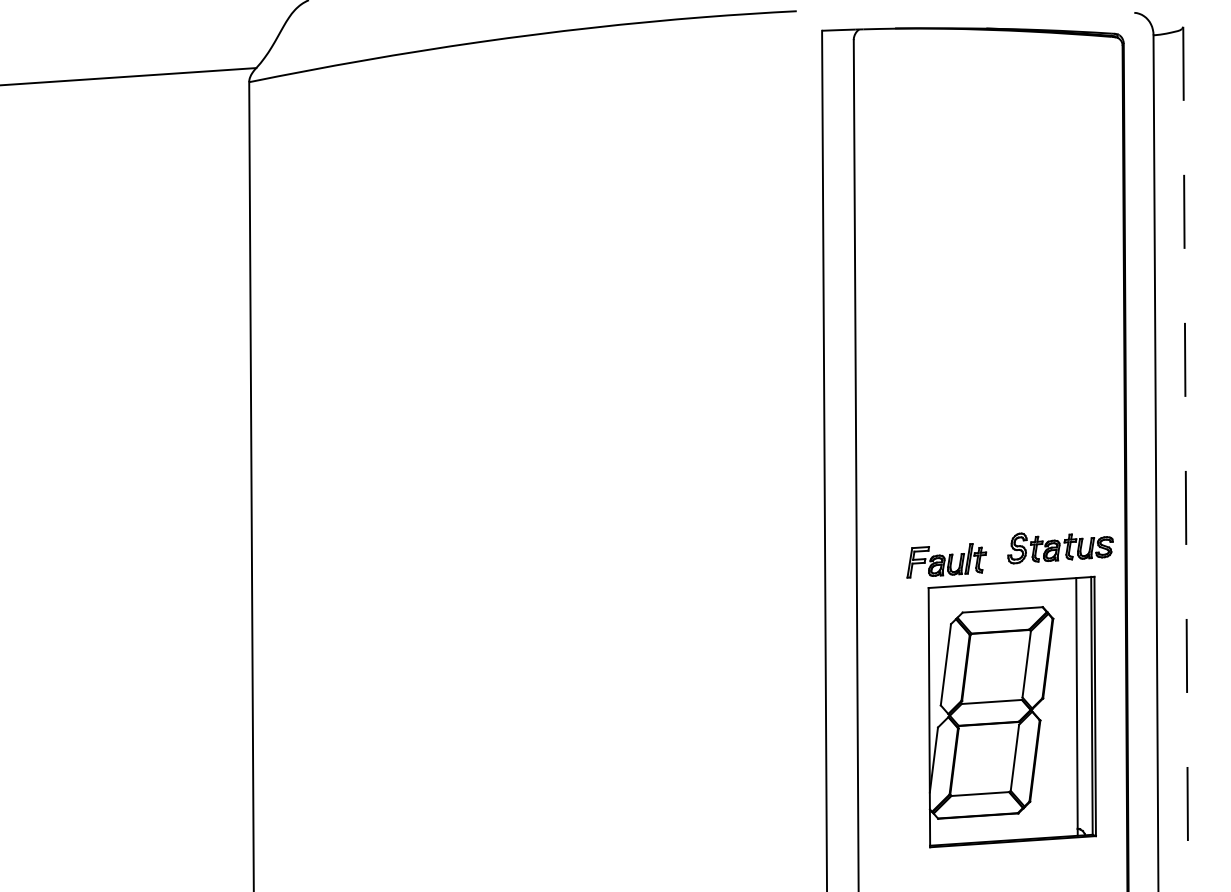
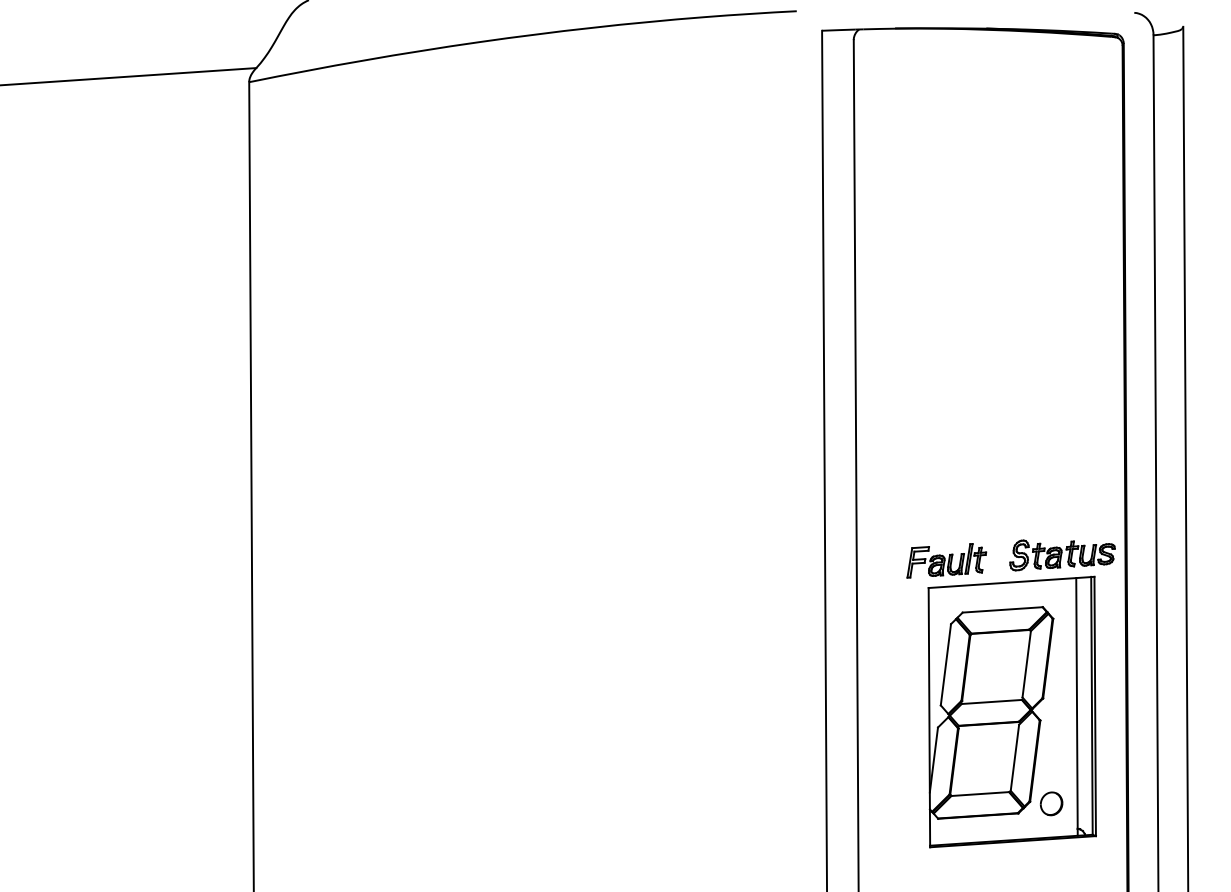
line: dashed -> solid (1185, 459)
part position: (1060, 548) -> (1062, 555) (1062, 555)
part: none -> present (1051, 803)
